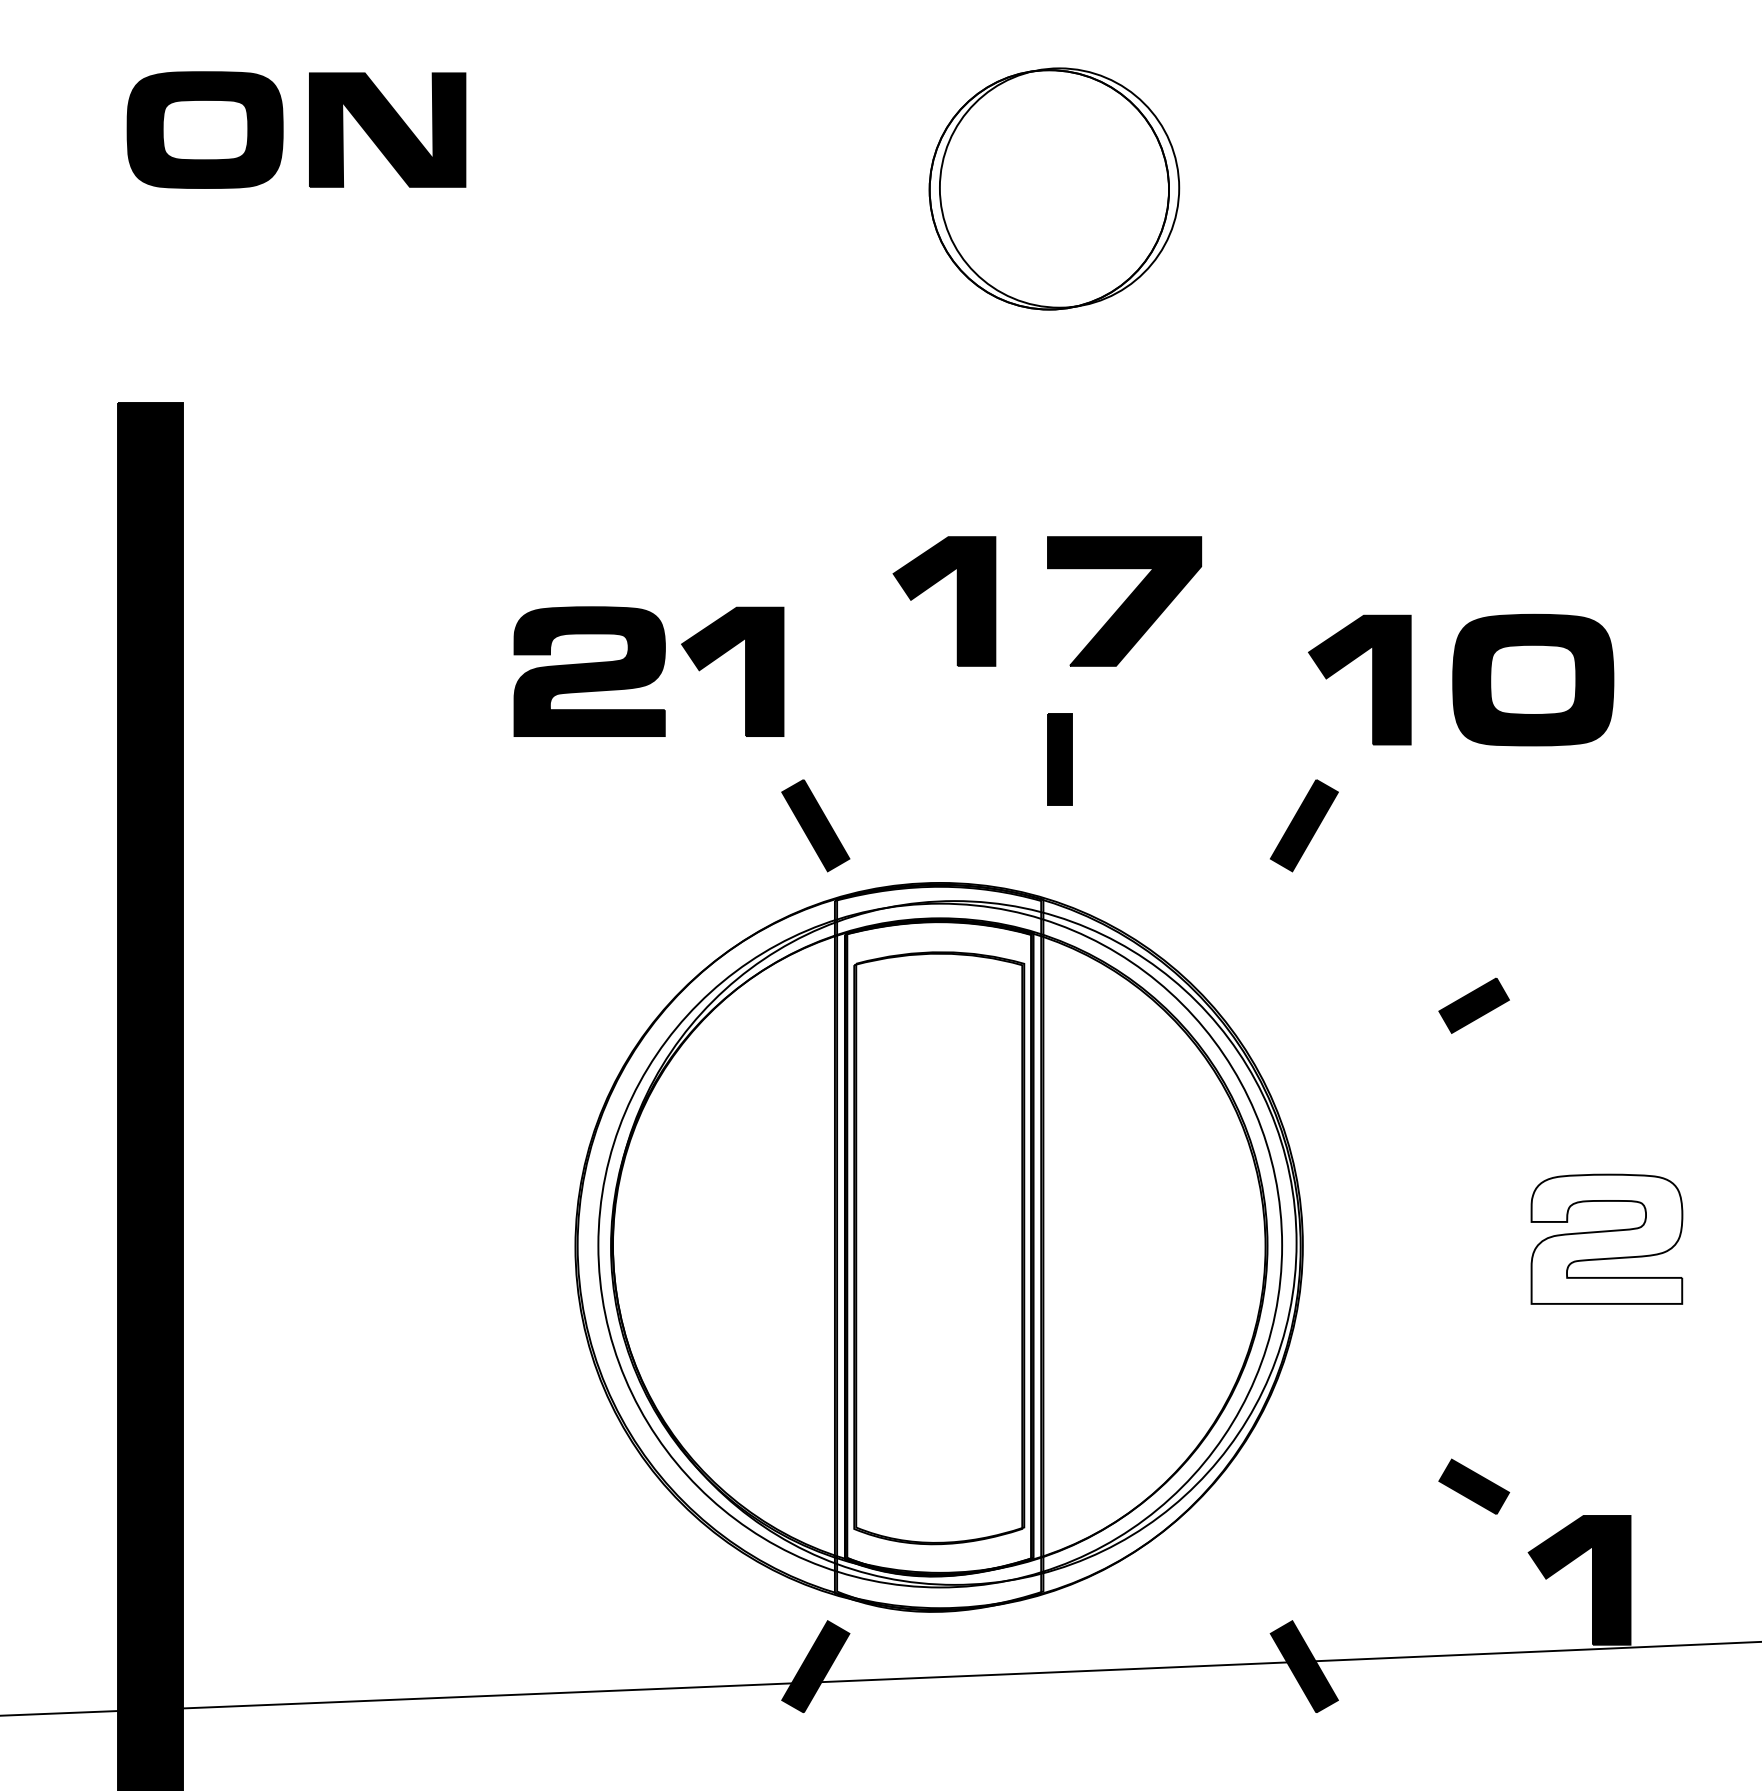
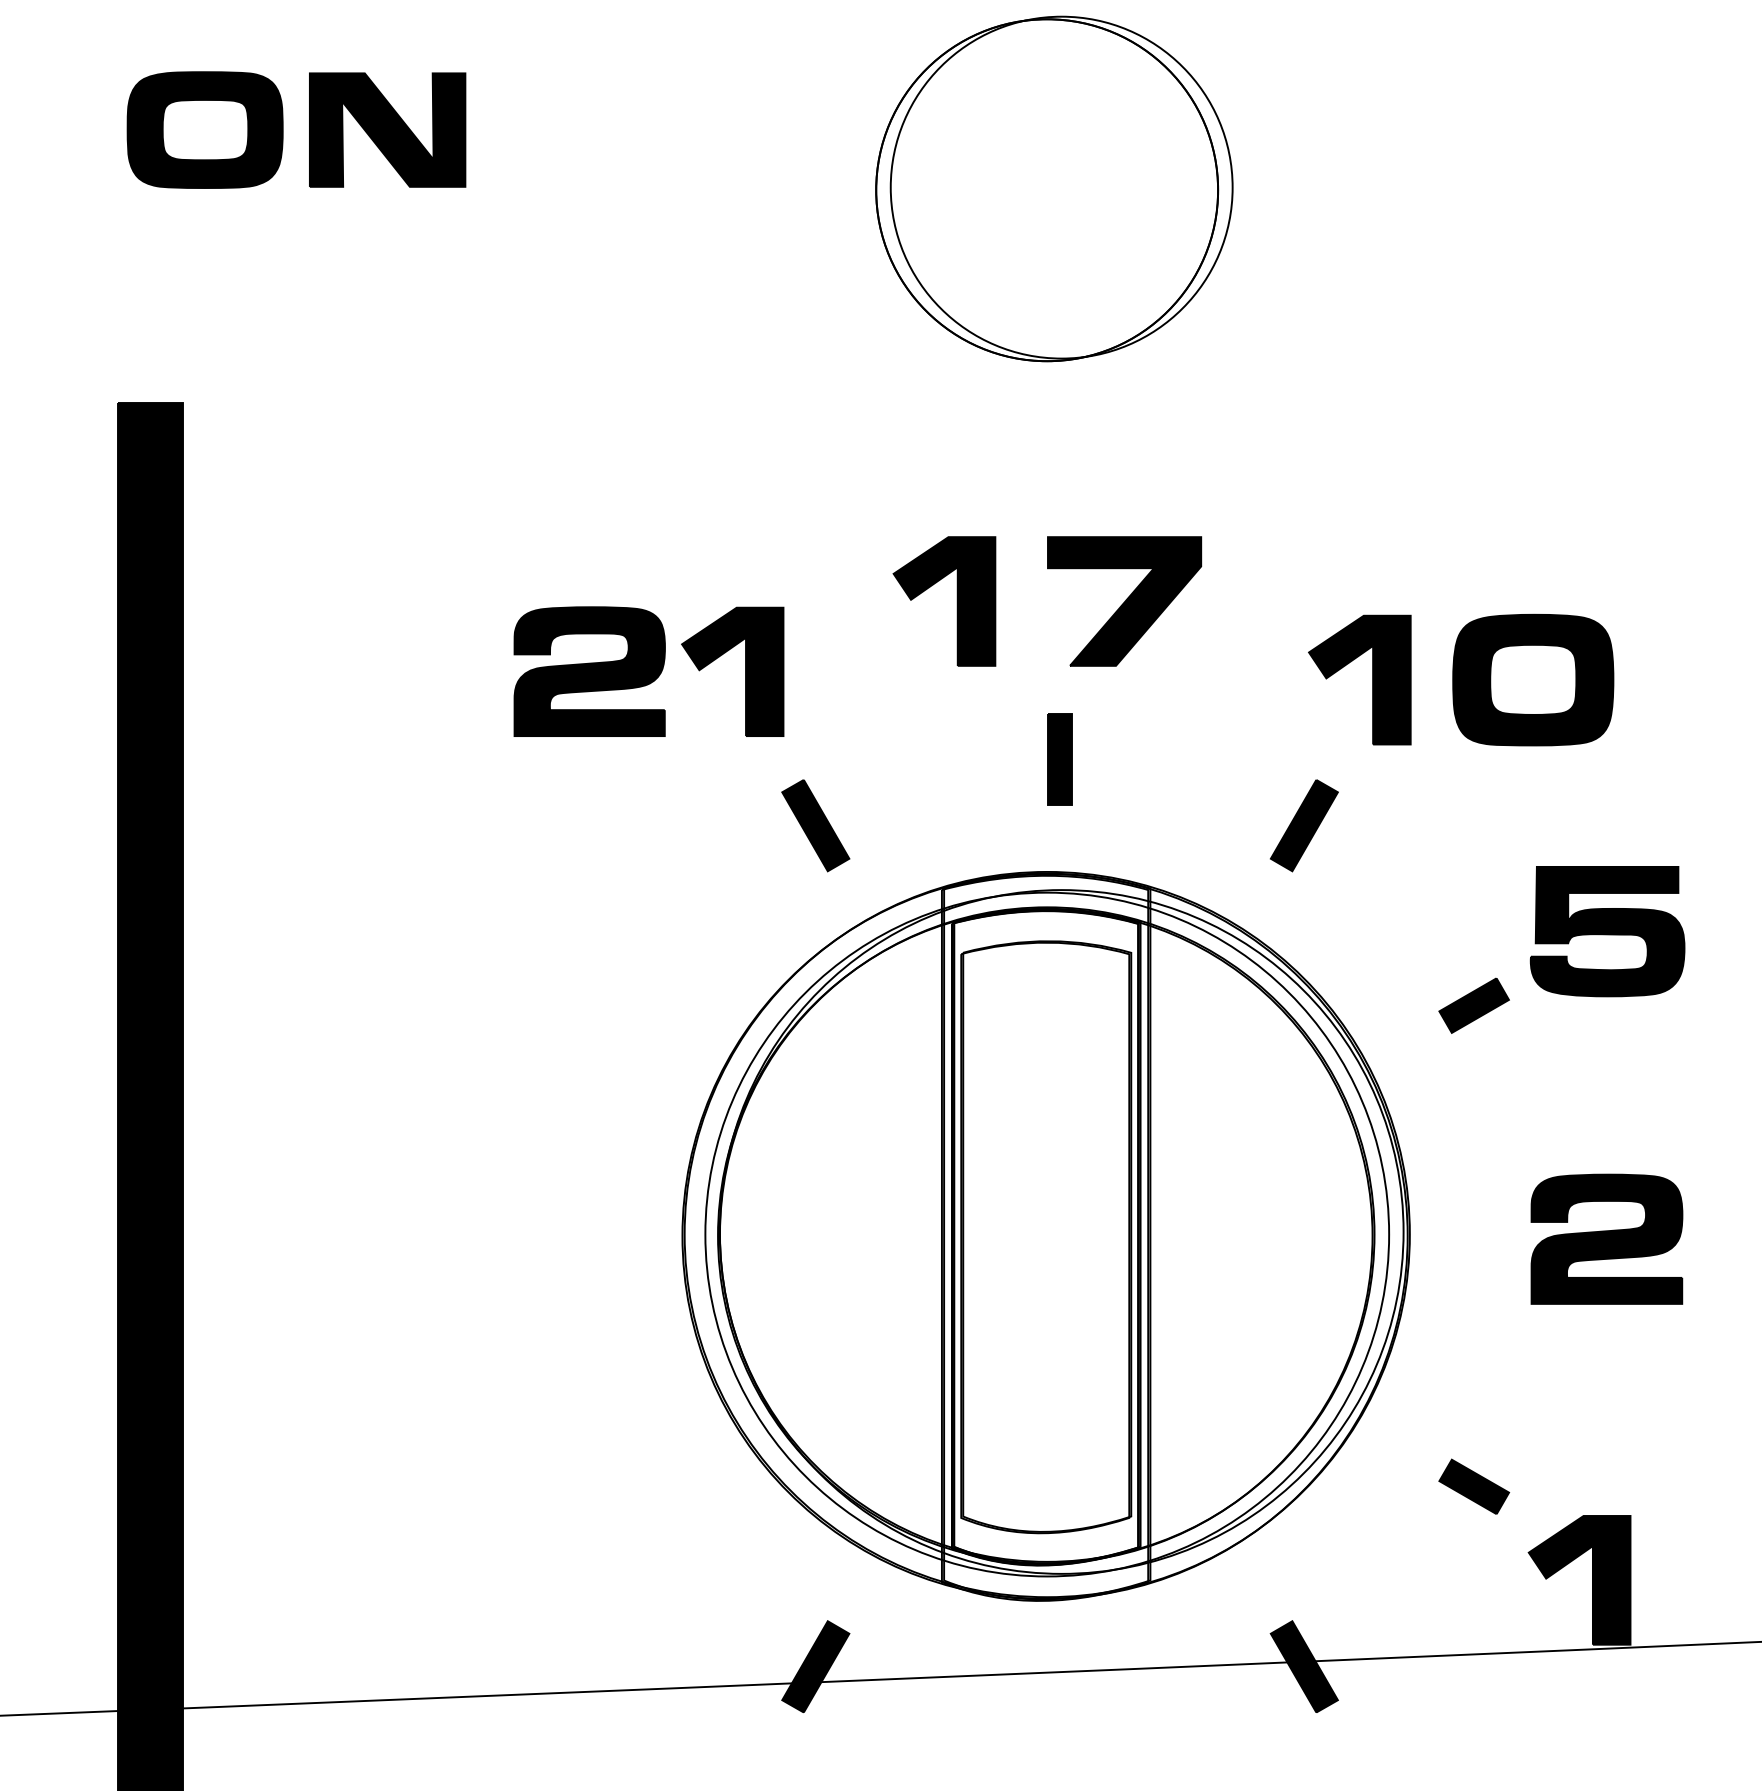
part size: 253x244 px -> 359x348 px (1054, 188)
part: none -> present (1607, 931)
fill: none -> present (1606, 1238)
part position: (938, 1247) -> (1045, 1236) (1045, 1236)
